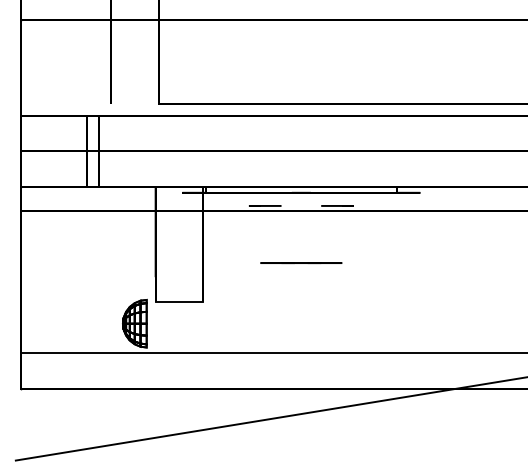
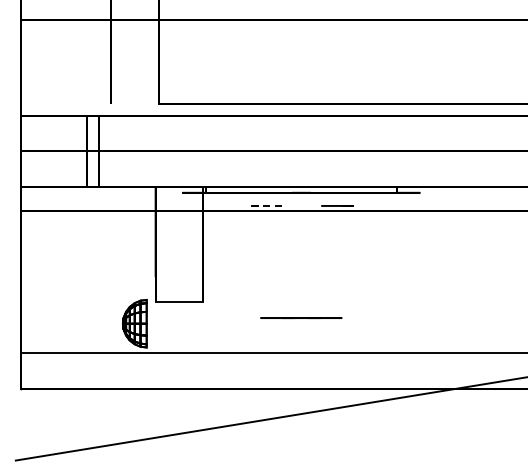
arc: solid -> dashed (255, 205)
line position: (301, 263) -> (301, 318) (301, 318)
